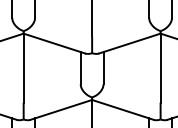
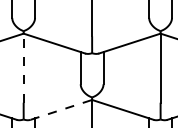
line: solid -> dashed (23, 68)
line: solid -> dashed (61, 109)
